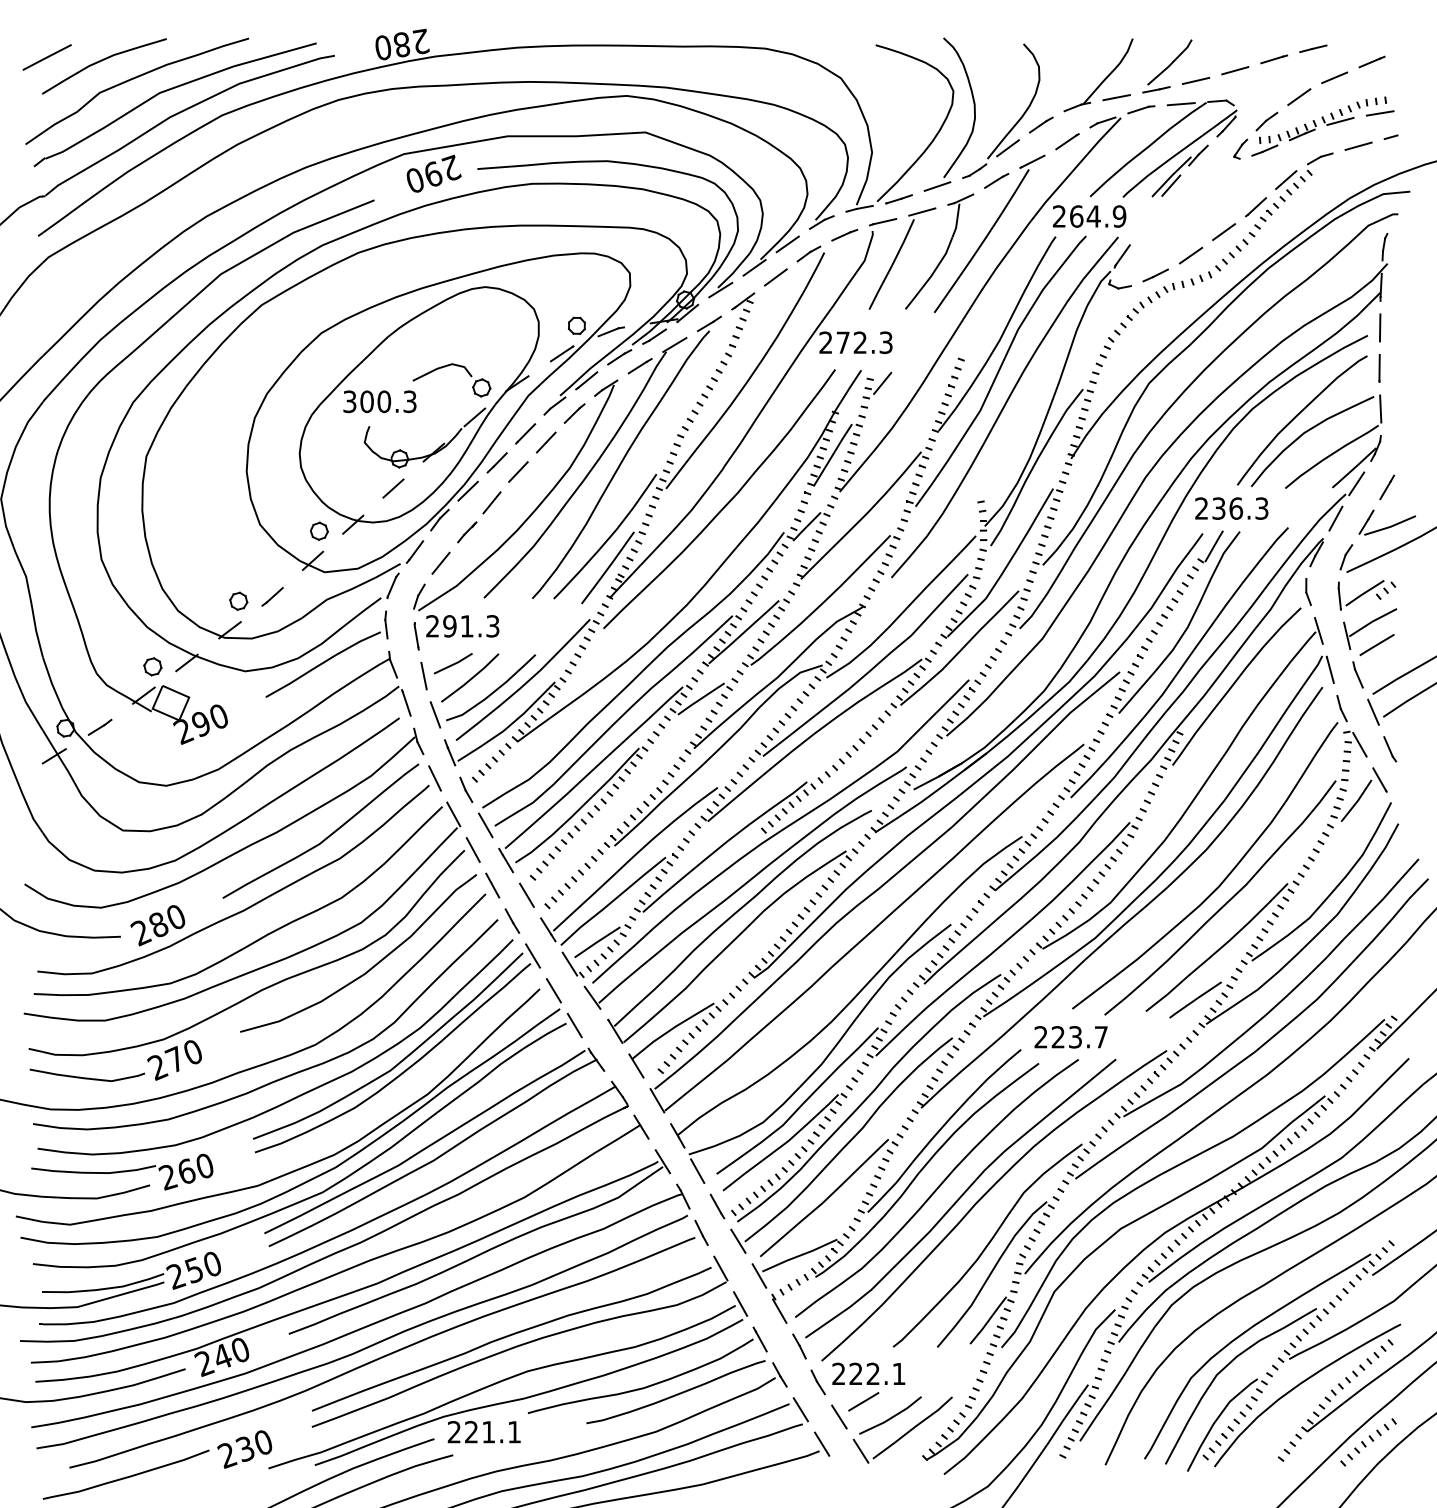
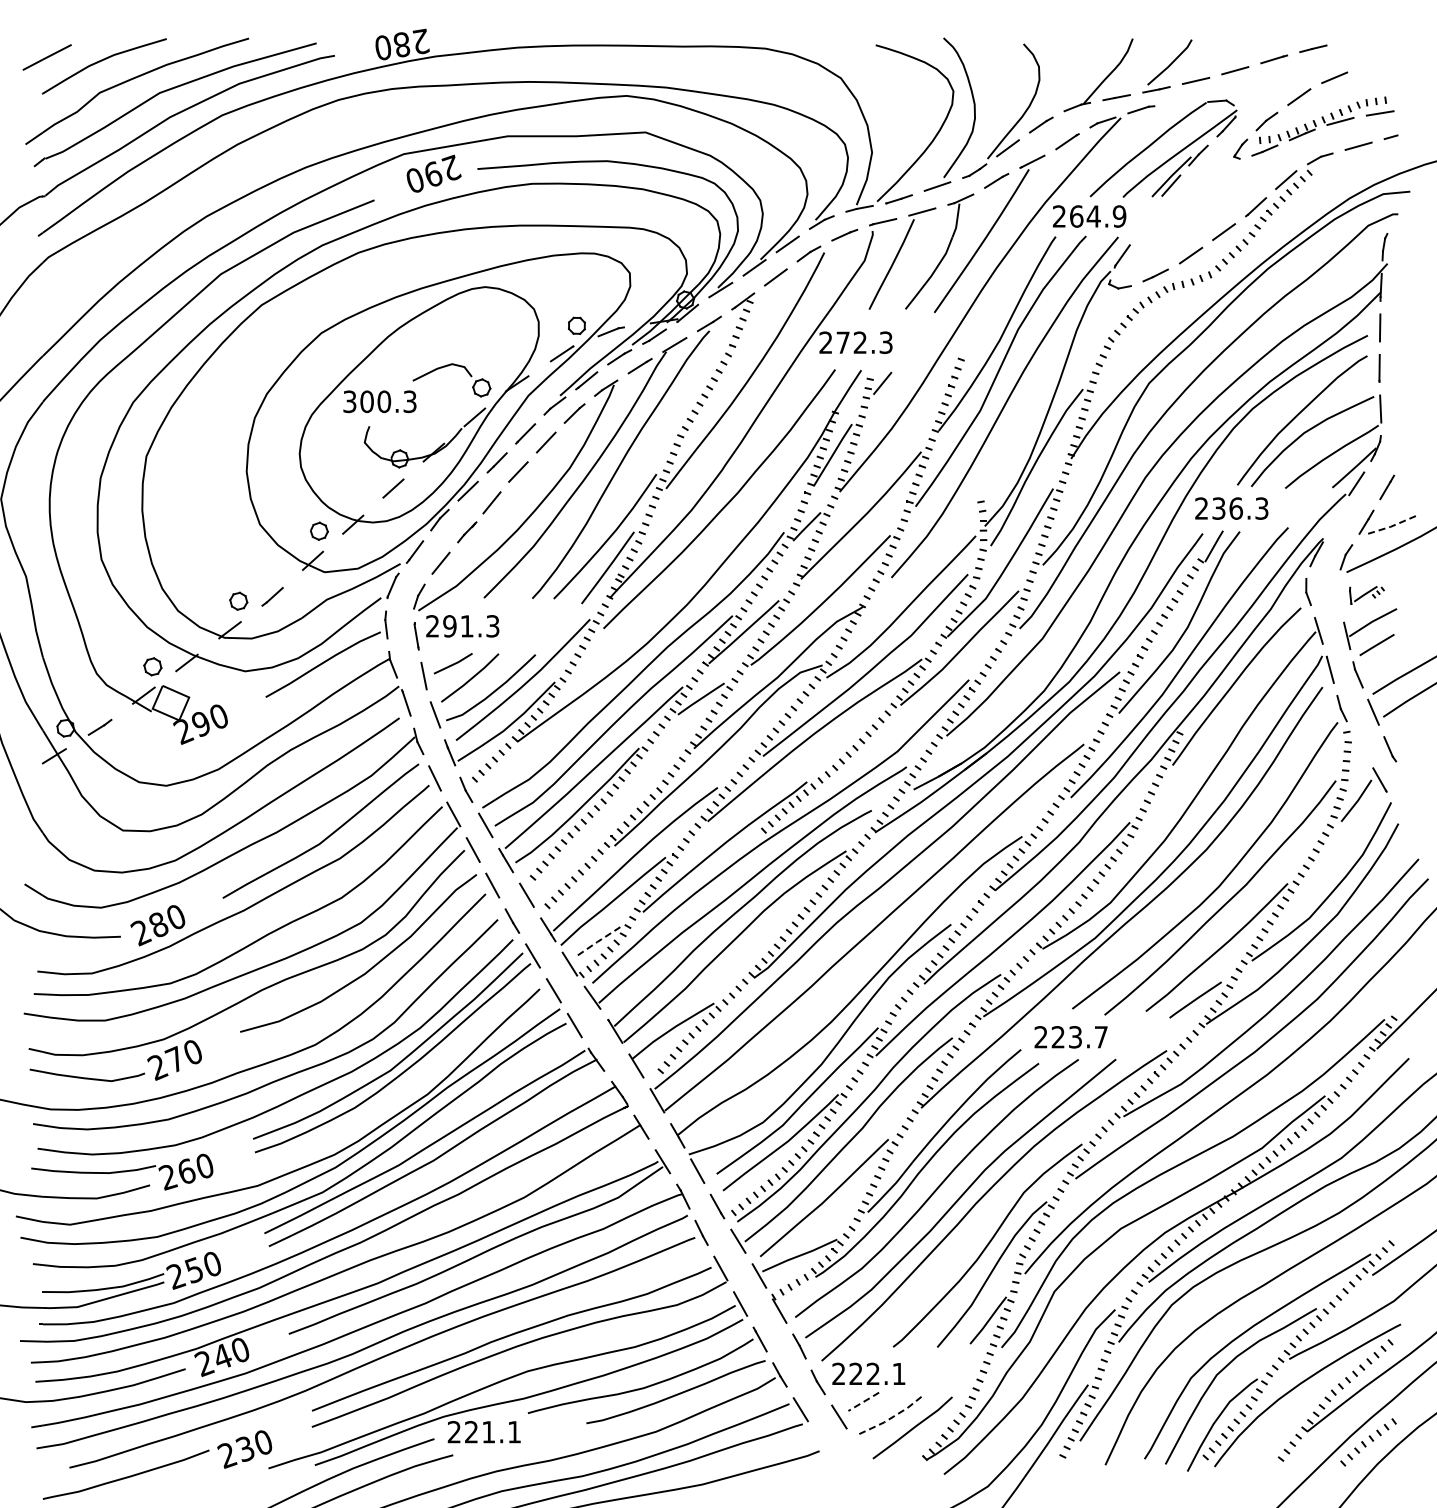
line: present -> none (1371, 61)
line: present -> none (1180, 104)
line: present -> none (1335, 518)
line: solid -> dashed (1390, 526)
part size: 60x31 px -> 36x19 px (1366, 595)
line: present -> none (1359, 744)
line: solid -> dashed (597, 942)
line: solid -> dashed (864, 1401)
line: solid -> dashed (891, 1417)
line: present -> none (822, 1443)
line: present -> none (860, 1450)
